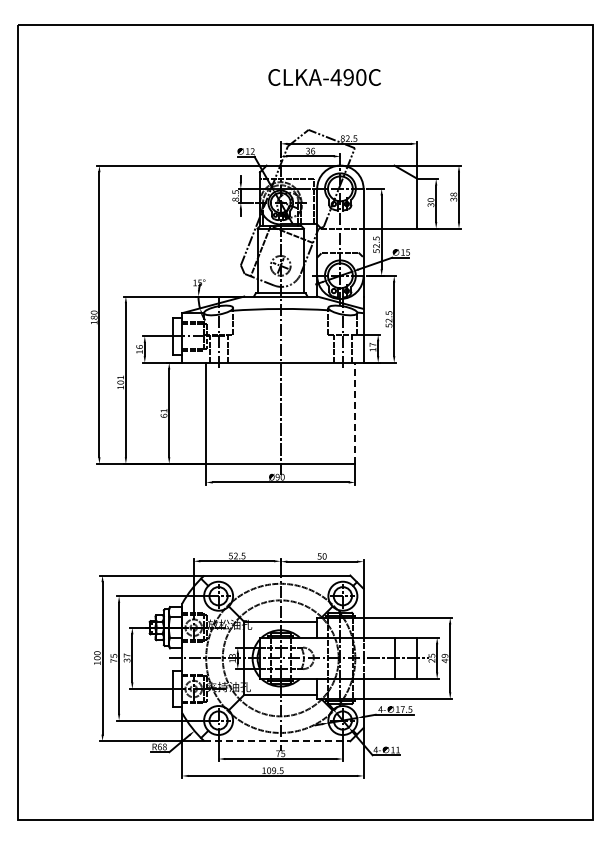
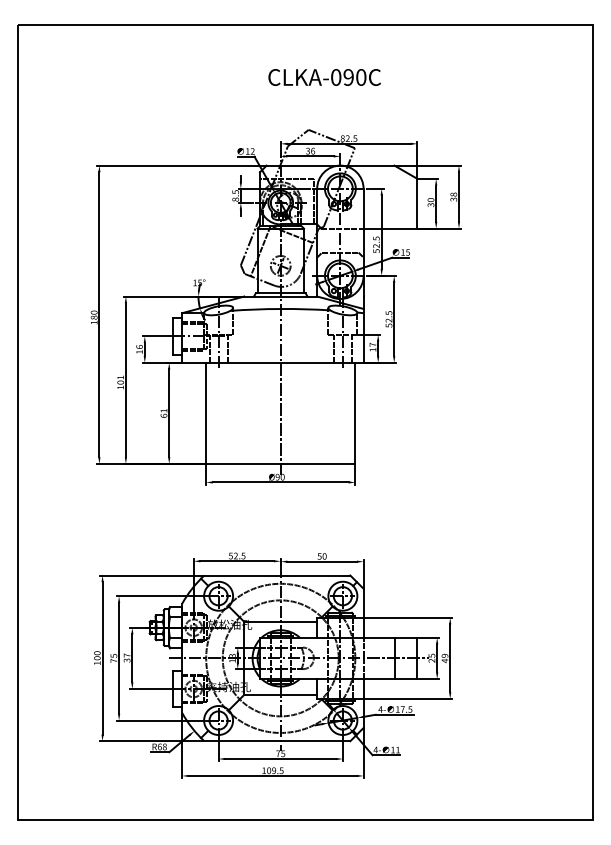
text: CLKA-490C -> CLKA-090C (335, 77)
line: dashed -> solid (355, 413)
line: dashed -> solid (277, 741)
